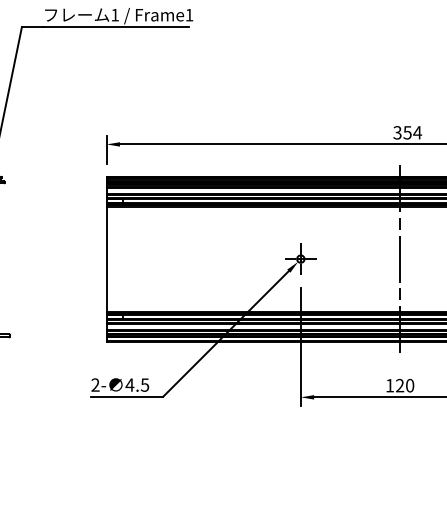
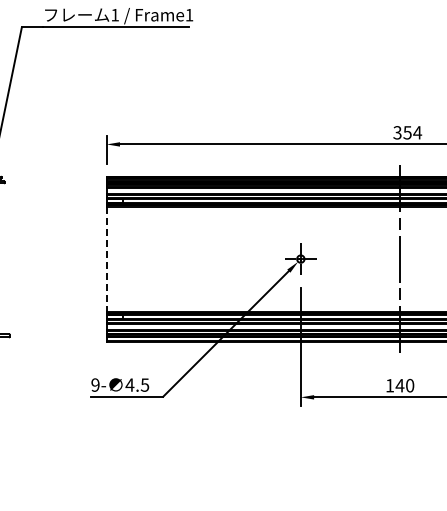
line: solid -> dashed (106, 259)
text: 2- -> 9- (95, 384)
text: 120 -> 140 (399, 385)
